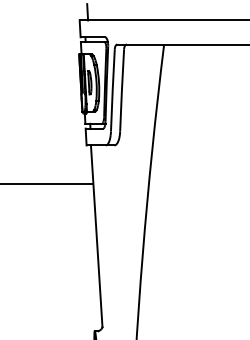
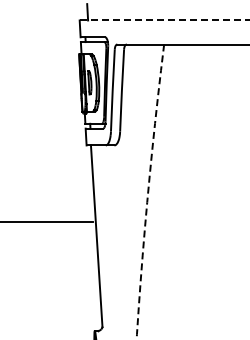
line: solid -> dashed (164, 20)
line position: (47, 183) -> (47, 221) (47, 221)
arc: solid -> dashed (148, 192)
